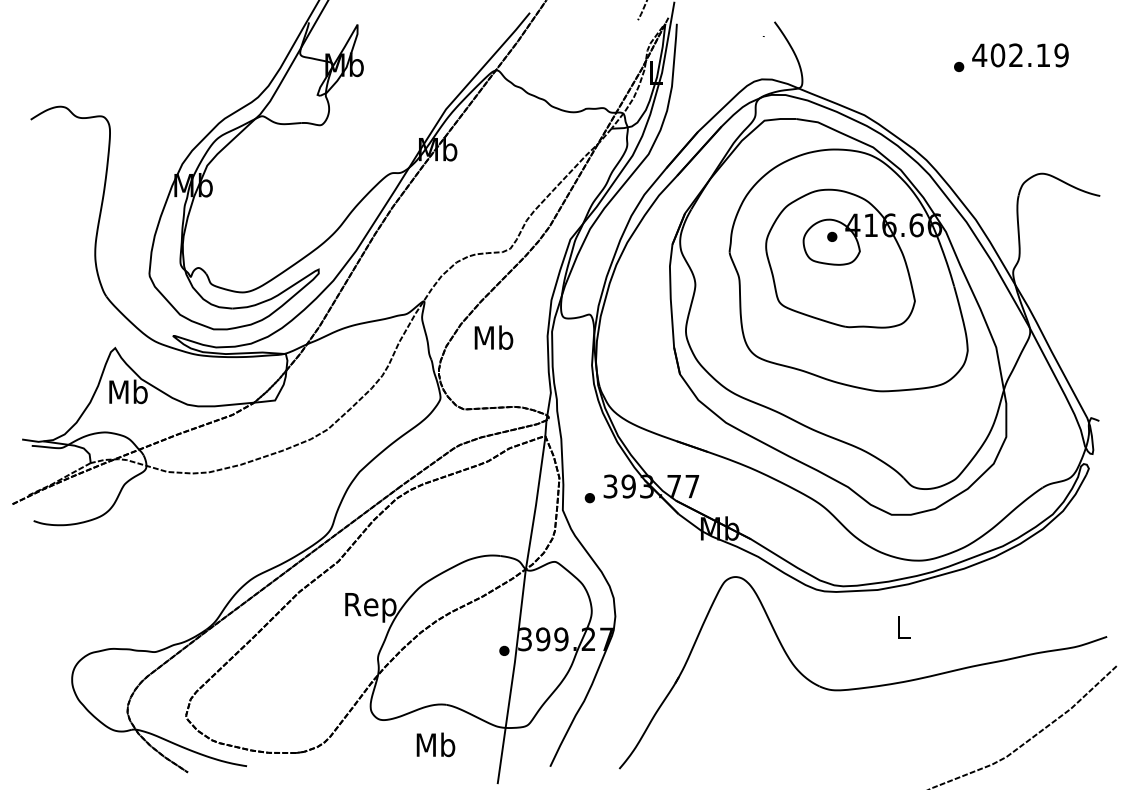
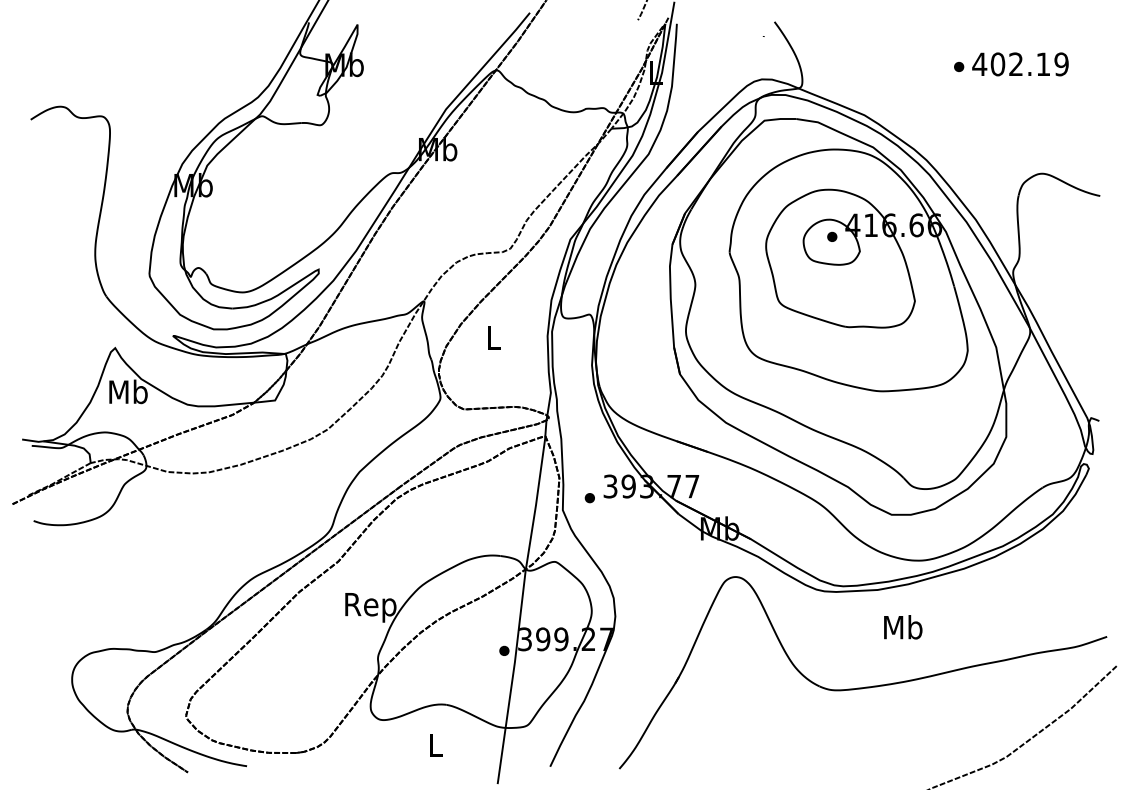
text position: (1020, 55) -> (1020, 64) (1020, 64)
text: Mb -> L (493, 337)
text: L -> Mb (903, 627)
text: Mb -> L (435, 744)
